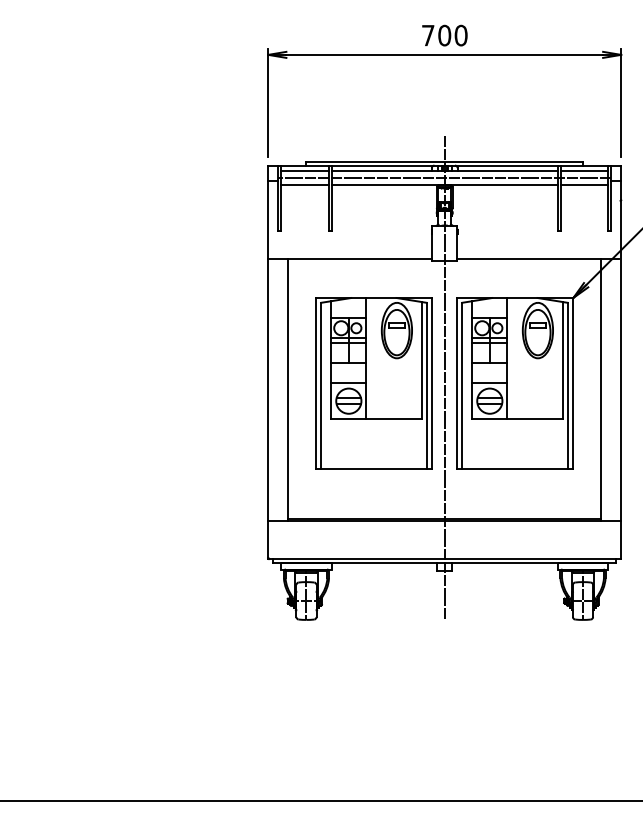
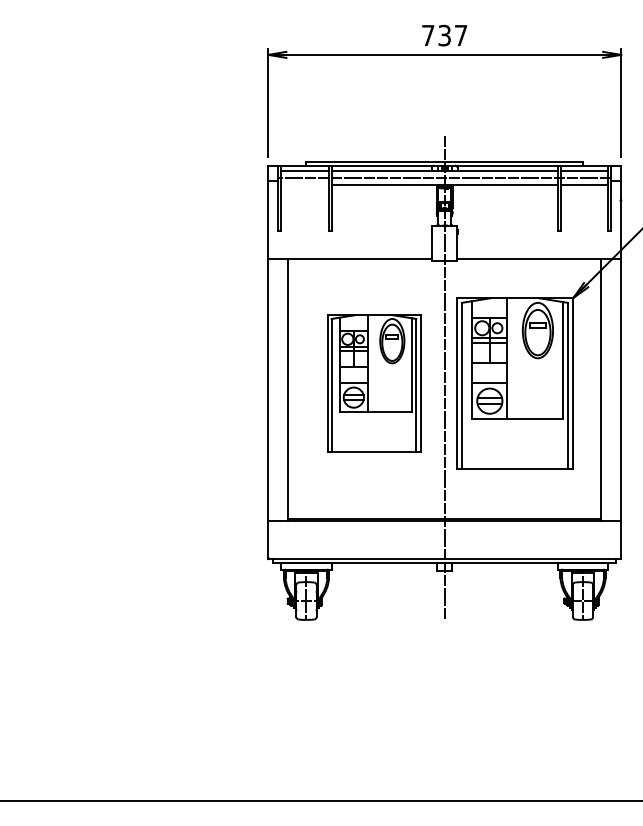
text: 700 -> 737 (452, 35)
line: present -> none (304, 185)
part size: 118x173 px -> 95x139 px (374, 383)
